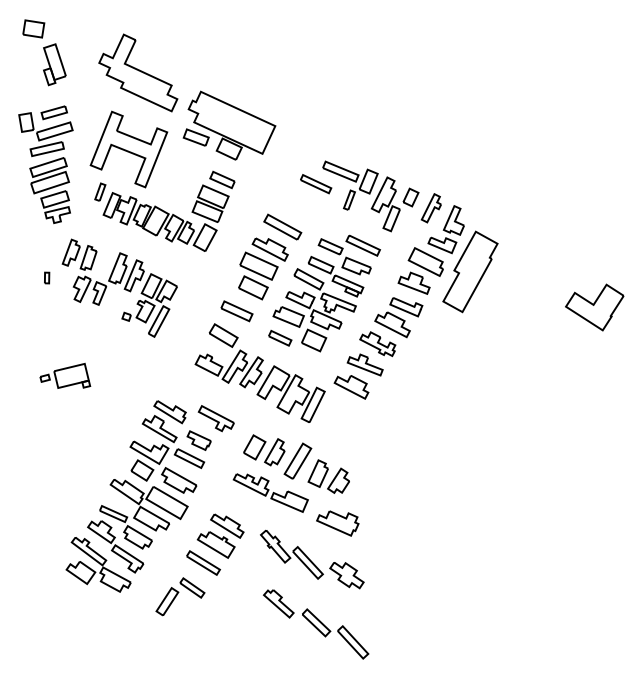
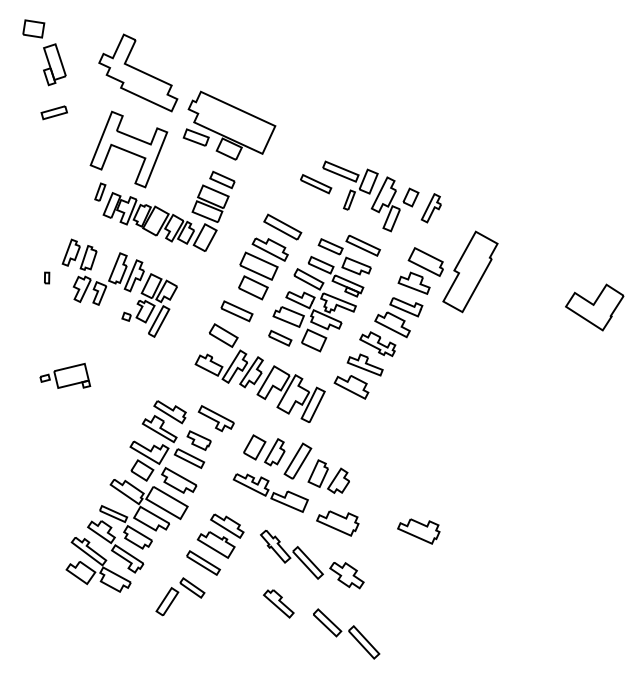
part: present -> none (45, 168)
part: present -> none (445, 229)
part: none -> present (418, 531)
part position: (335, 633) -> (346, 633) (346, 633)
